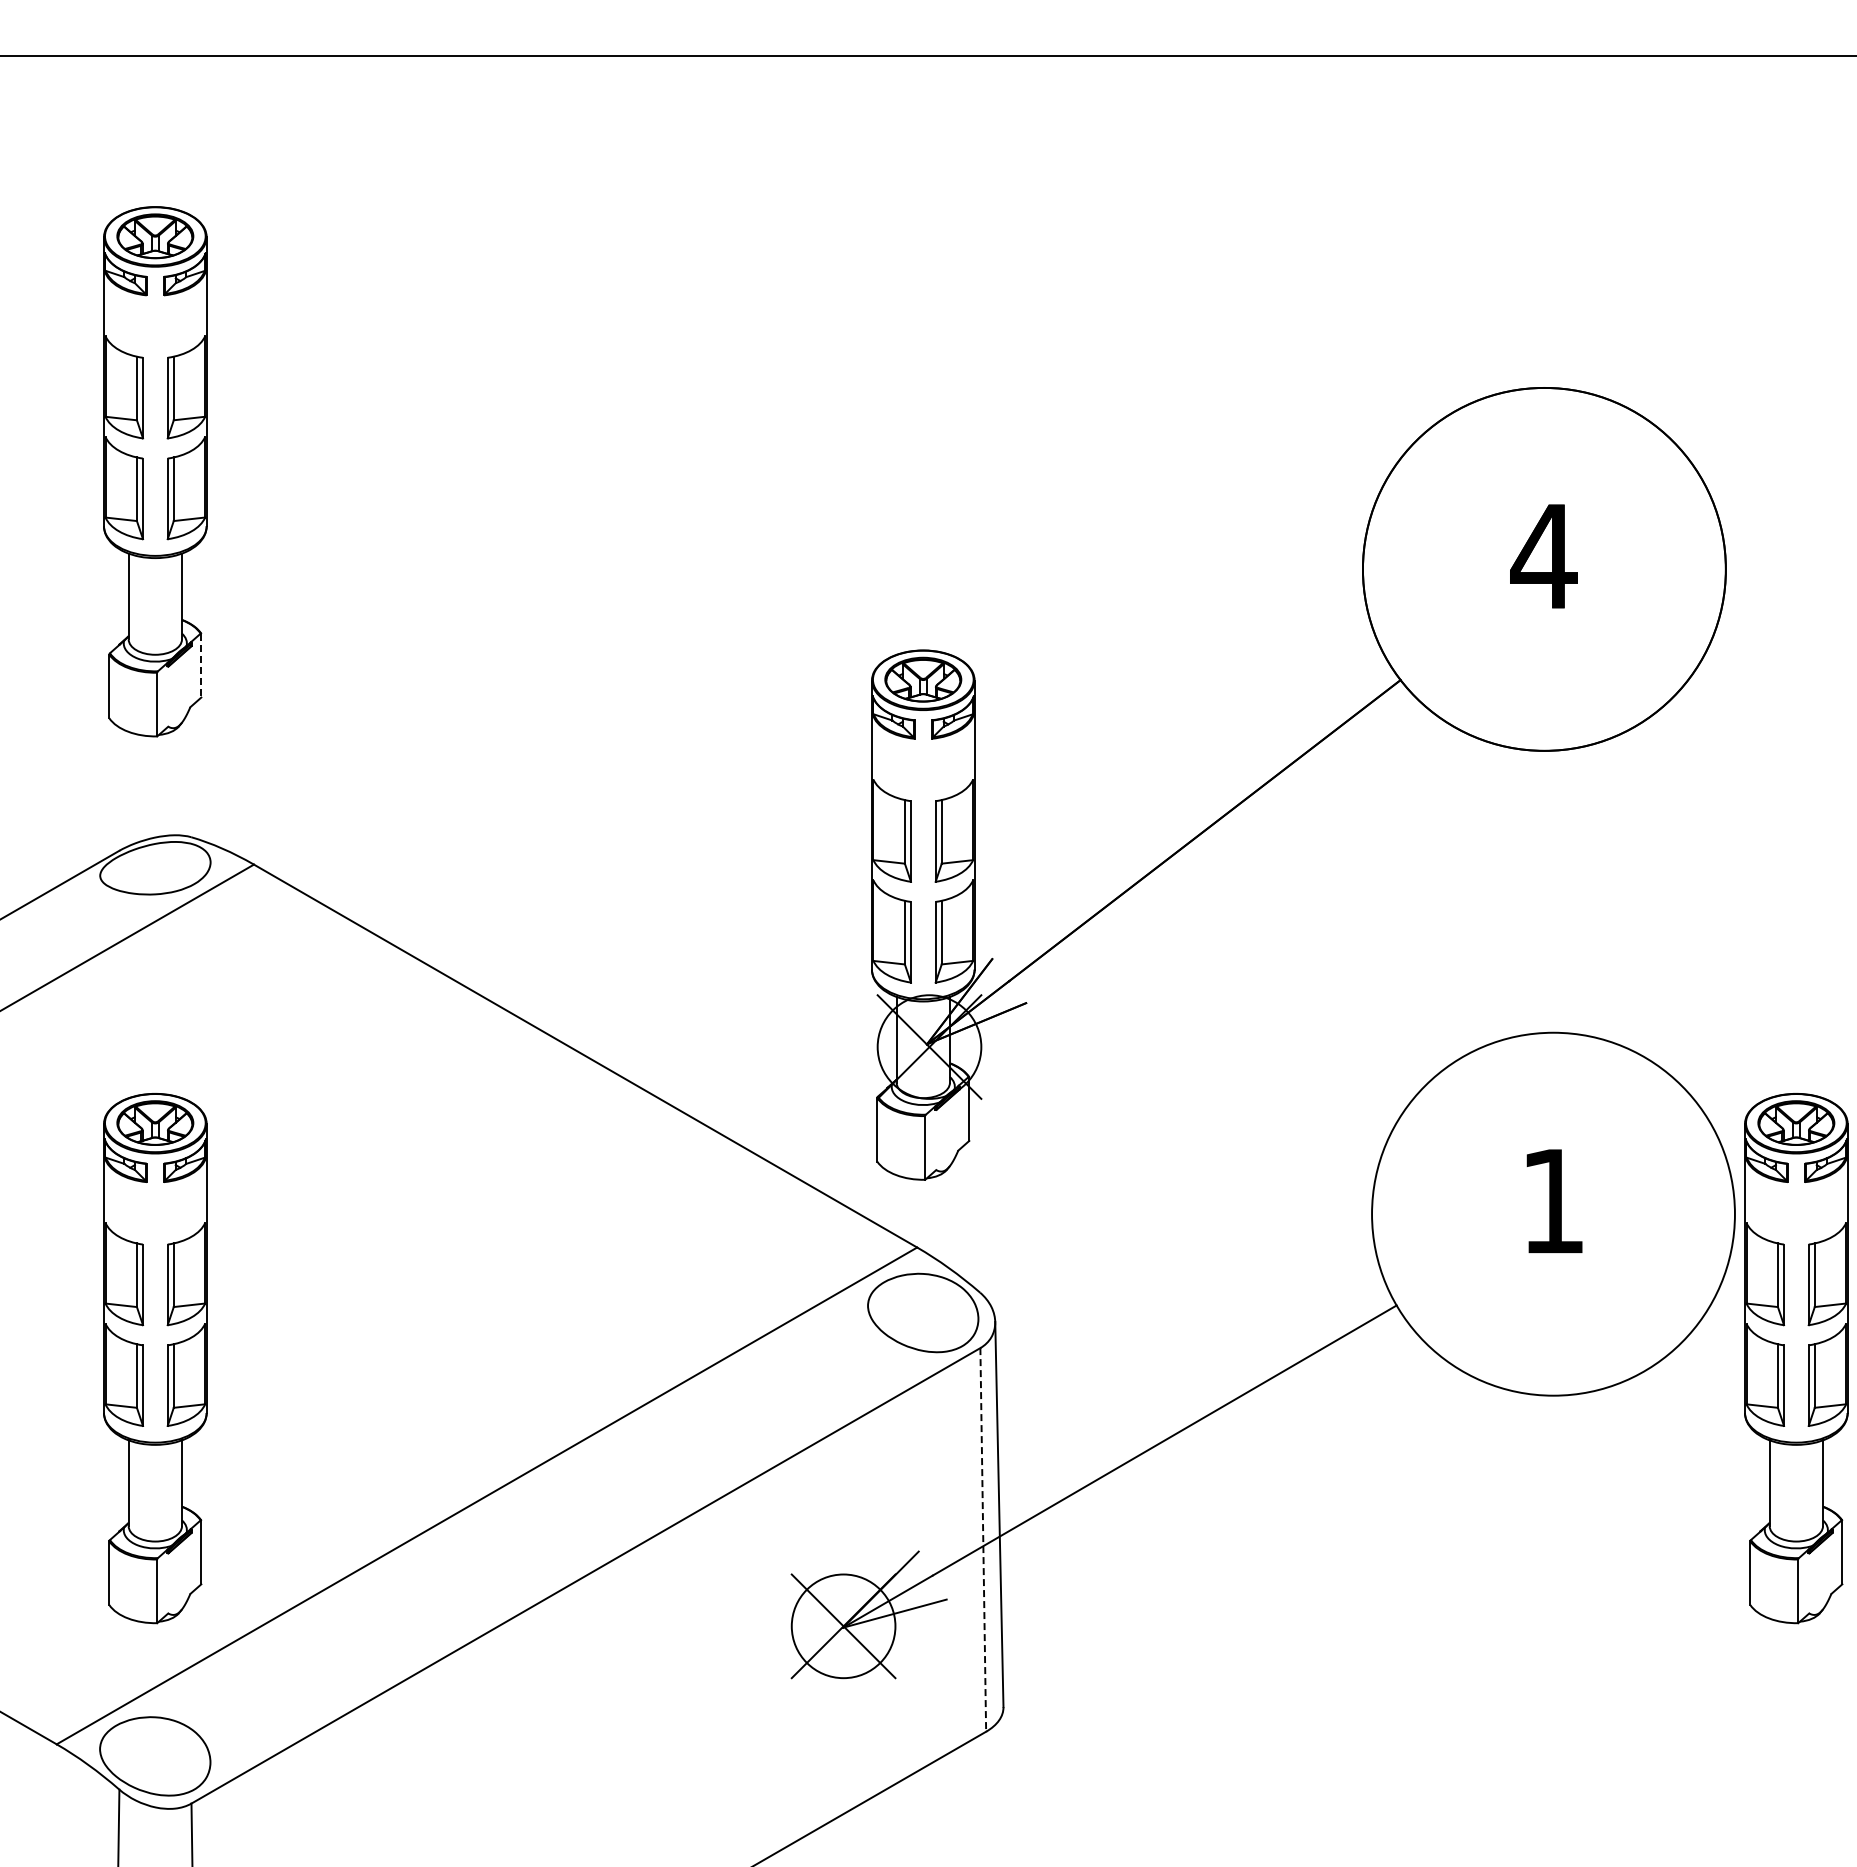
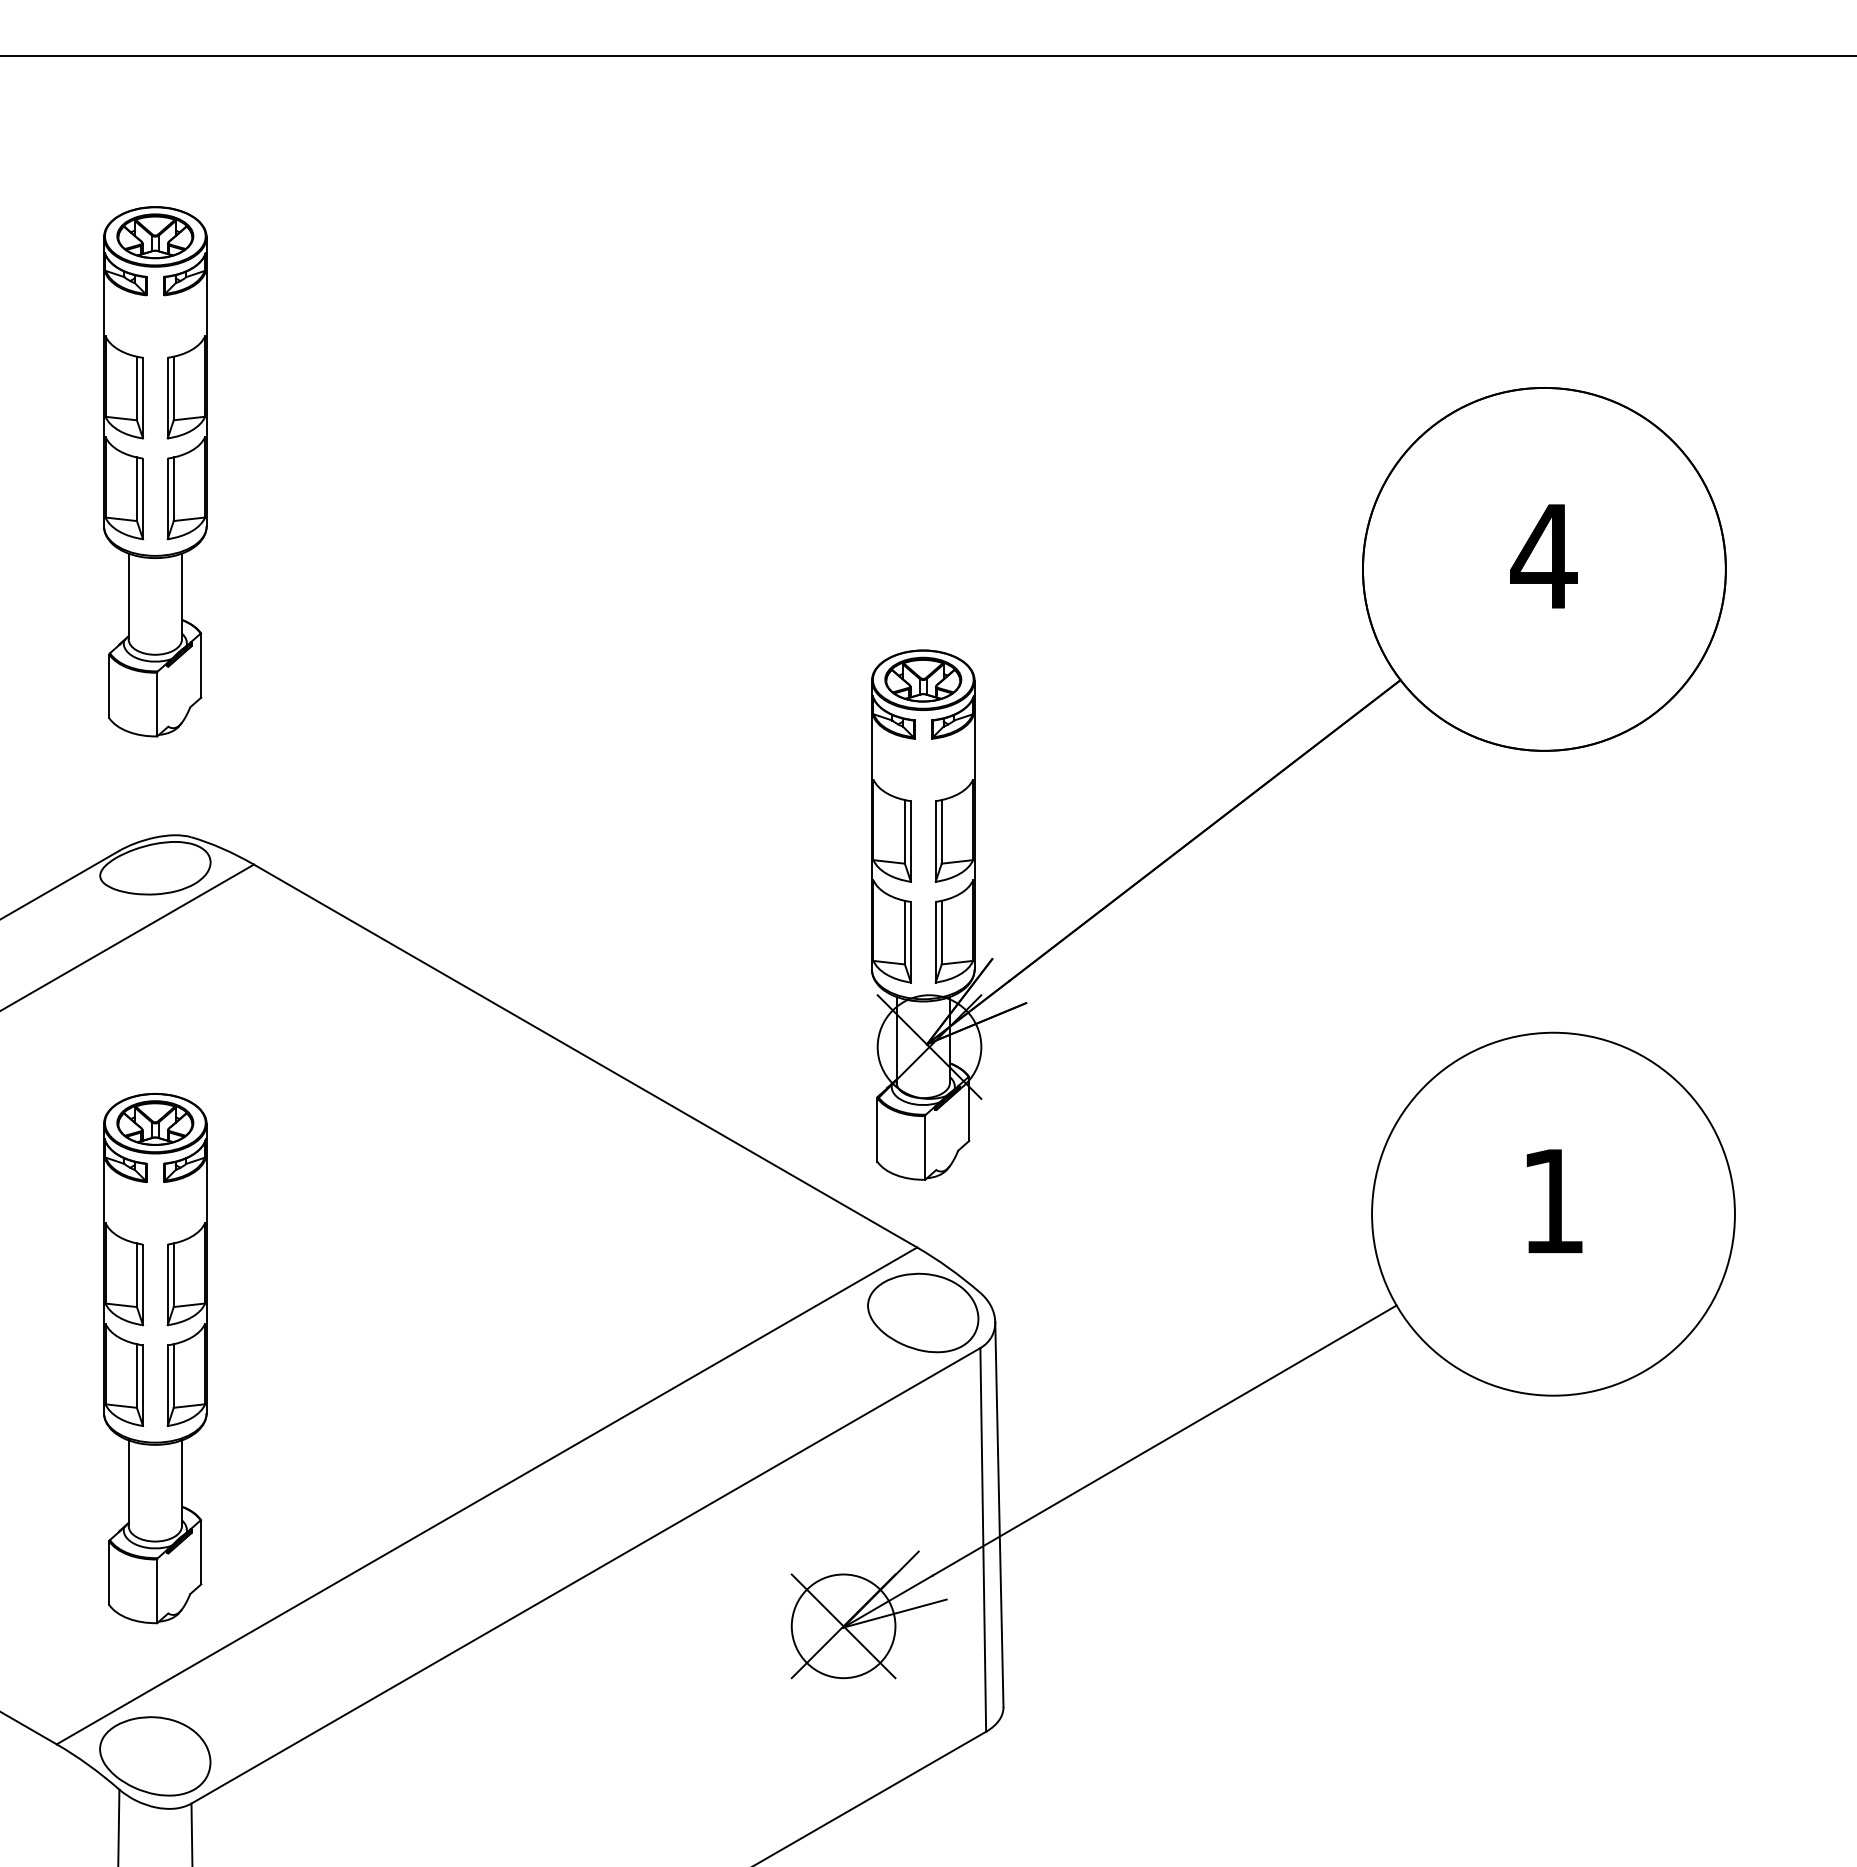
line: dashed -> solid (201, 665)
part: present -> none (1796, 1358)
line: dashed -> solid (983, 1539)
